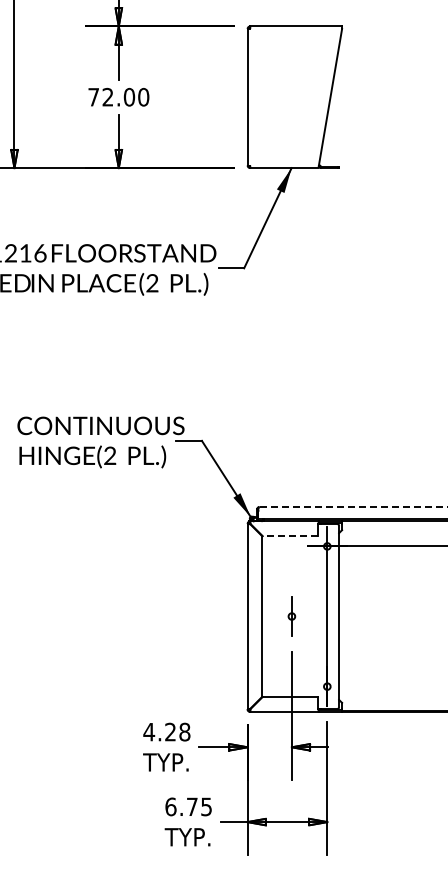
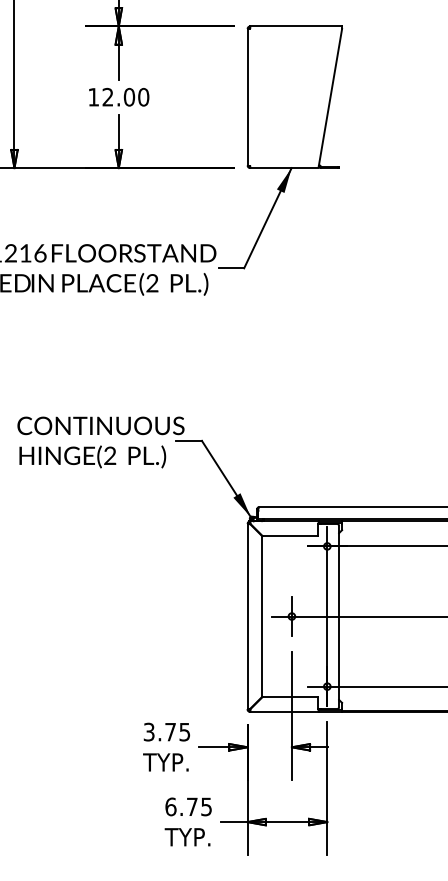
text: 72.00 -> 12.00 (93, 97)
line: dashed -> solid (353, 506)
line: dashed -> solid (290, 536)
line: none -> present (358, 616)
line: none -> present (375, 686)
text: 4.28 -> 3.75 (166, 731)
